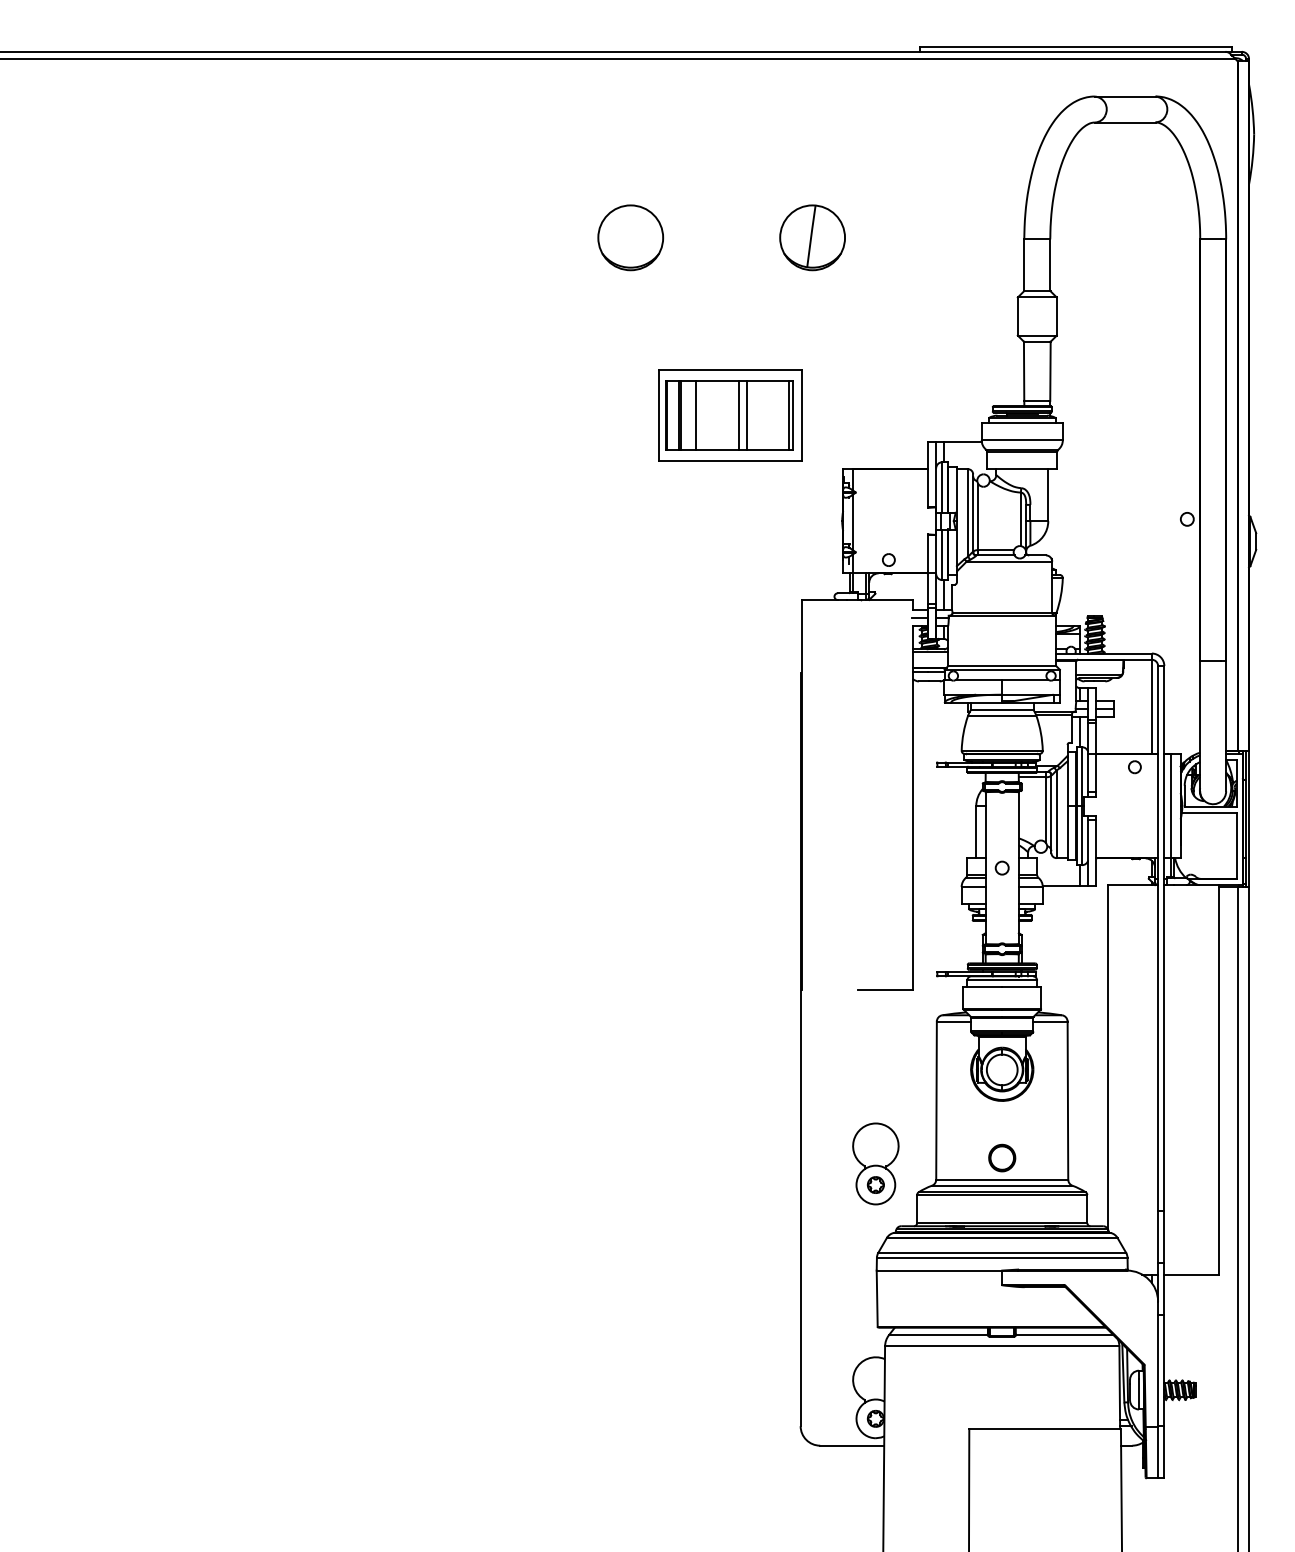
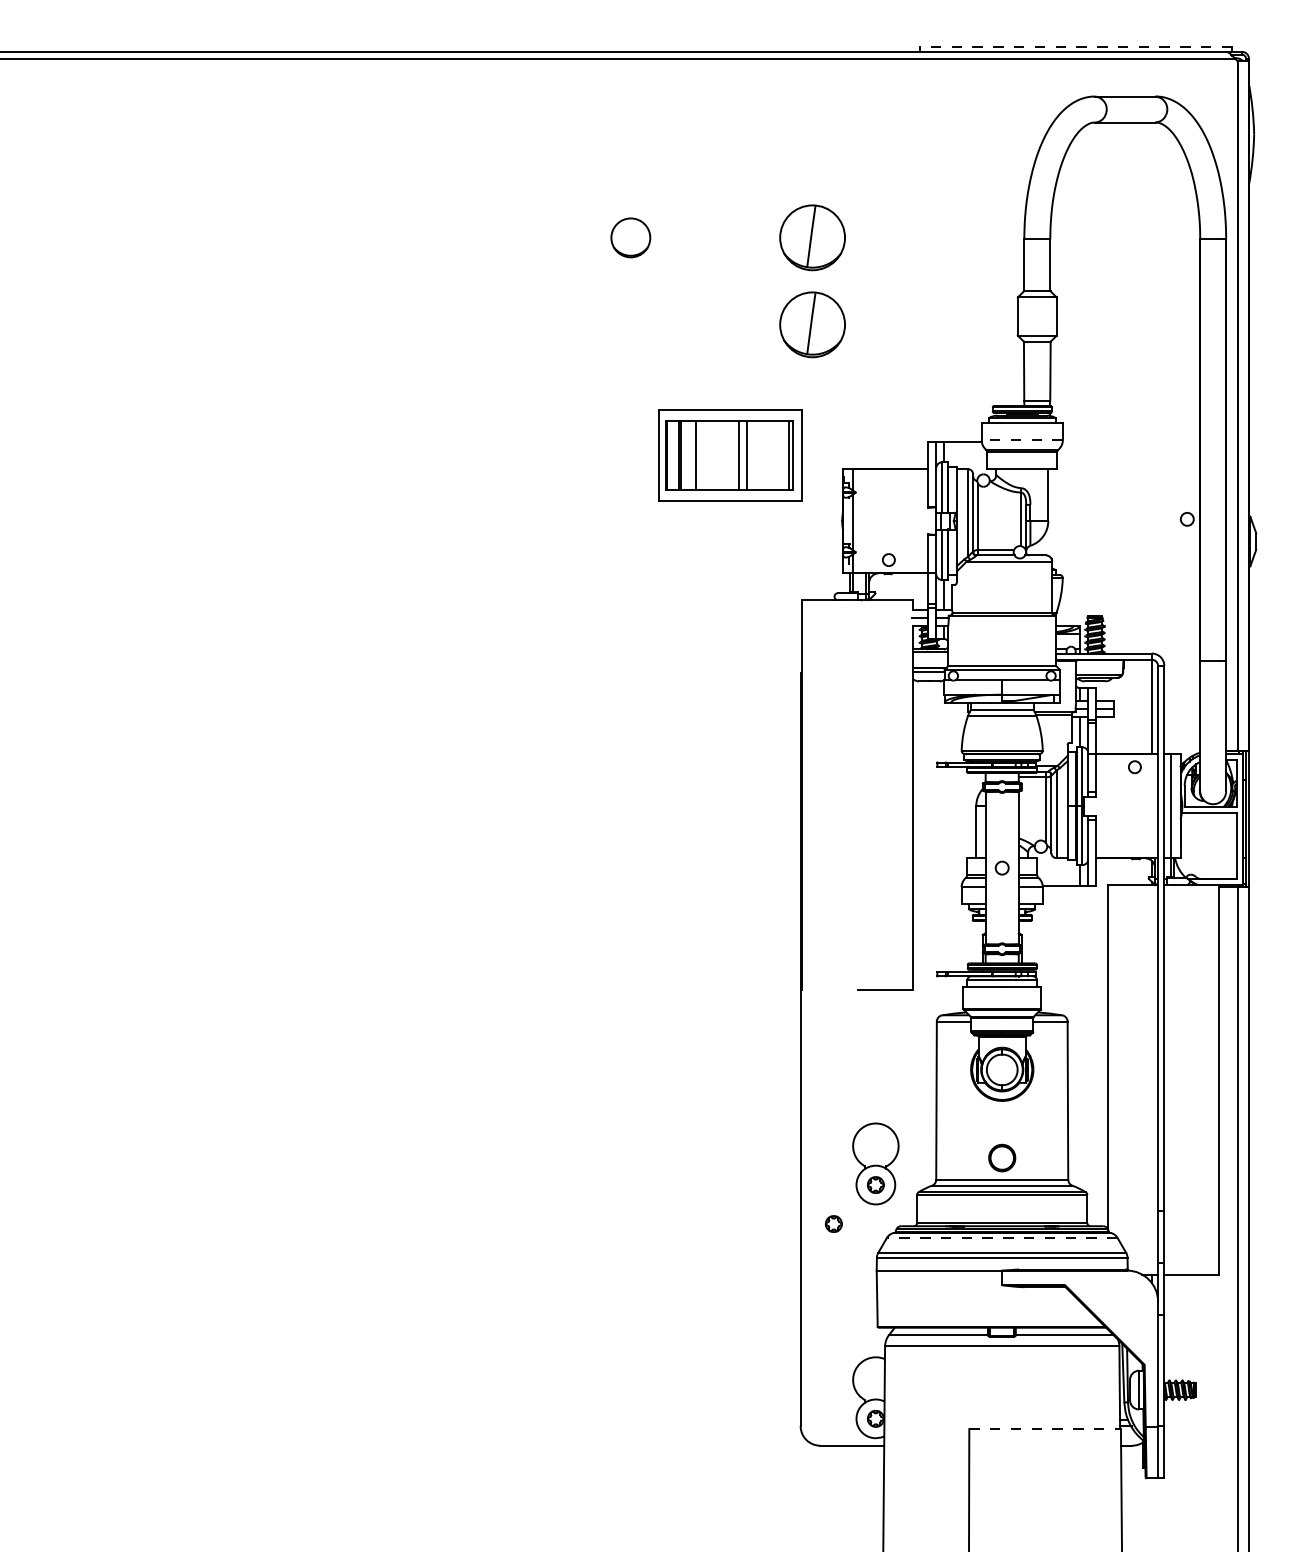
line: solid -> dashed (1076, 46)
part size: 68x68 px -> 42x42 px (630, 237)
part: none -> present (812, 324)
part position: (730, 415) -> (730, 455) (730, 455)
line: solid -> dashed (1022, 440)
part: none -> present (833, 1223)
line: solid -> dashed (1001, 1237)
line: solid -> dashed (1045, 1429)
